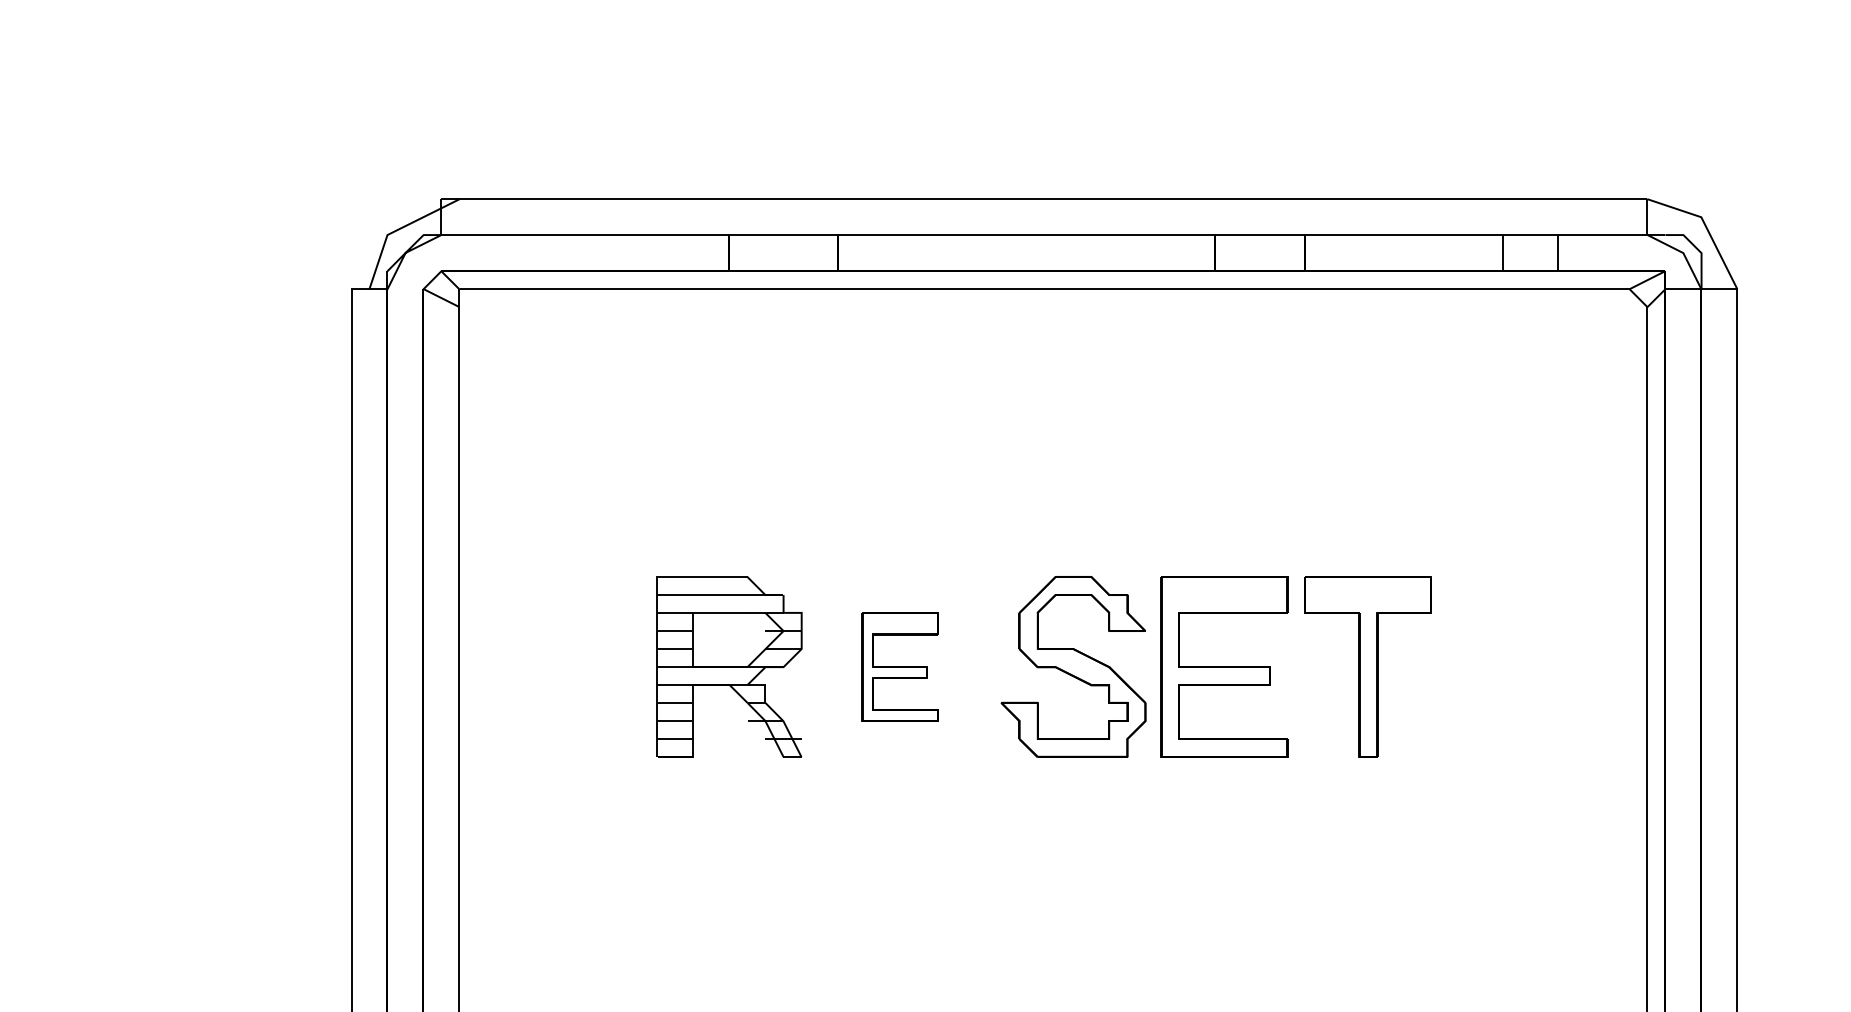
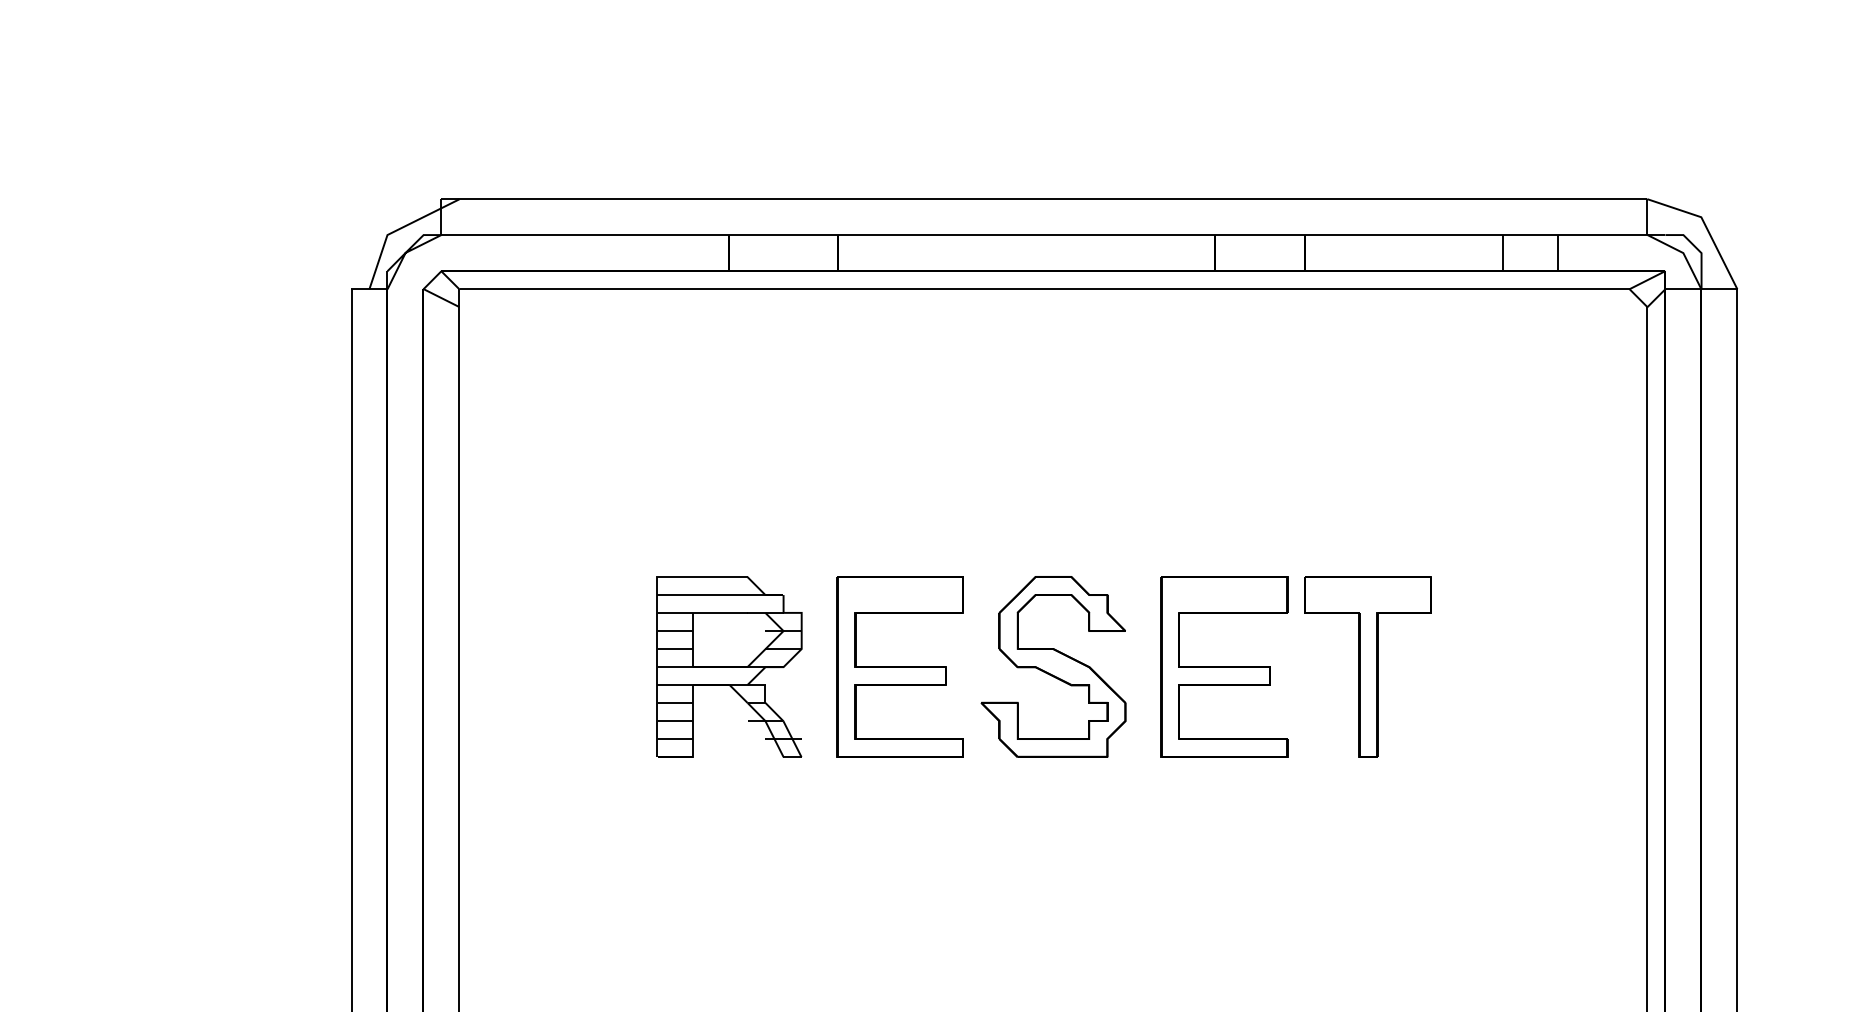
part size: 78x110 px -> 128x182 px (899, 666)
part position: (1073, 666) -> (1053, 666) (1053, 666)
